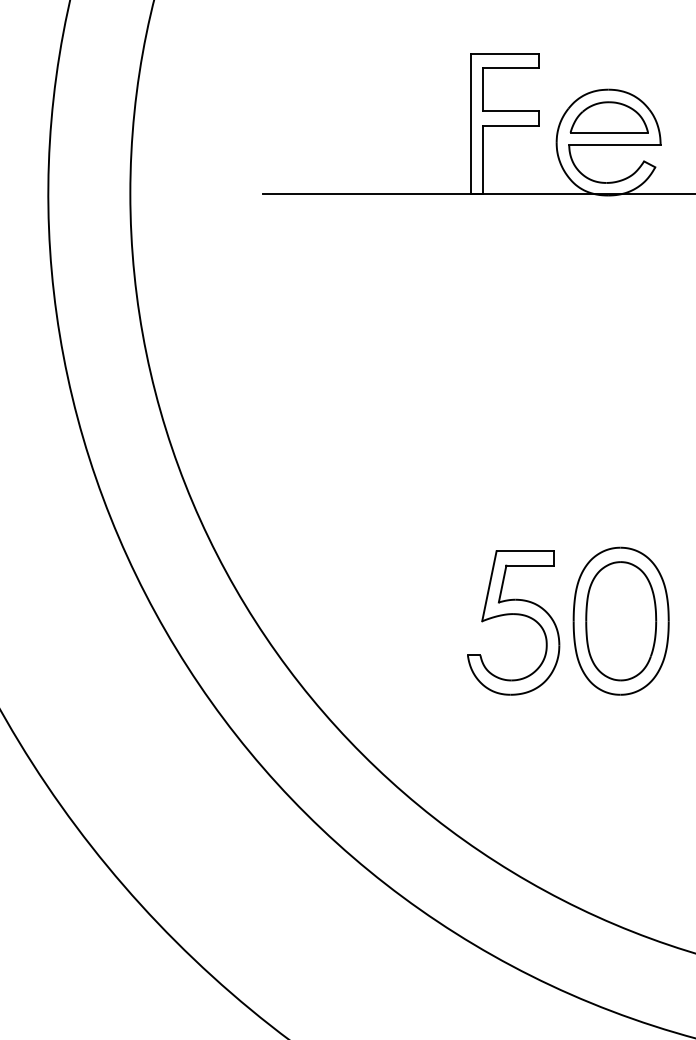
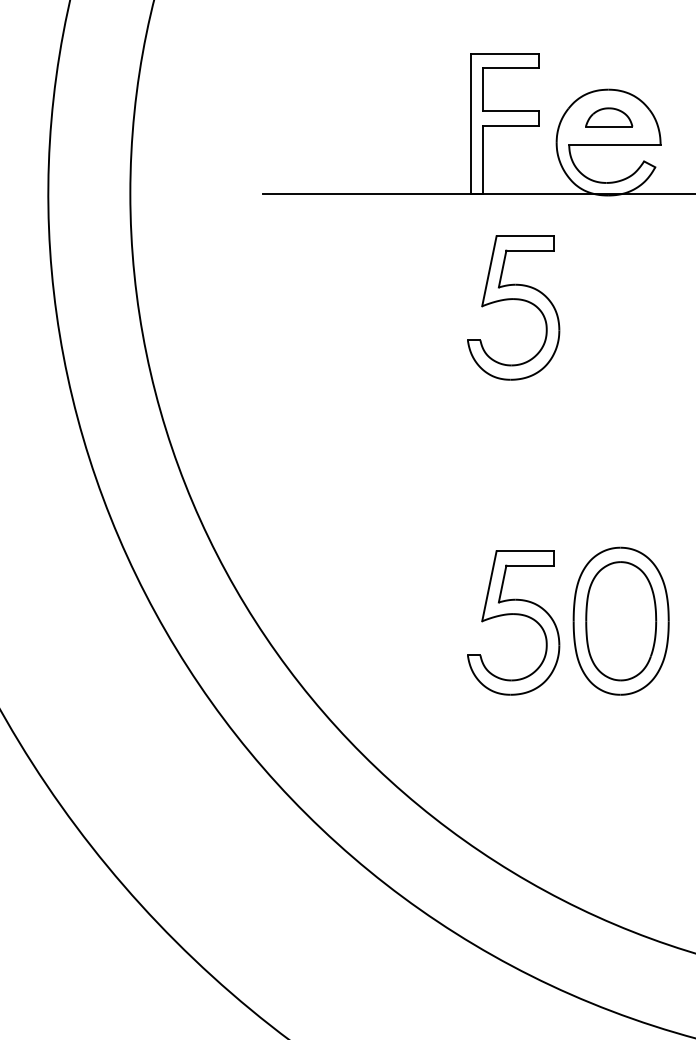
part size: 80x33 px -> 49x21 px (609, 117)
part: none -> present (515, 300)
